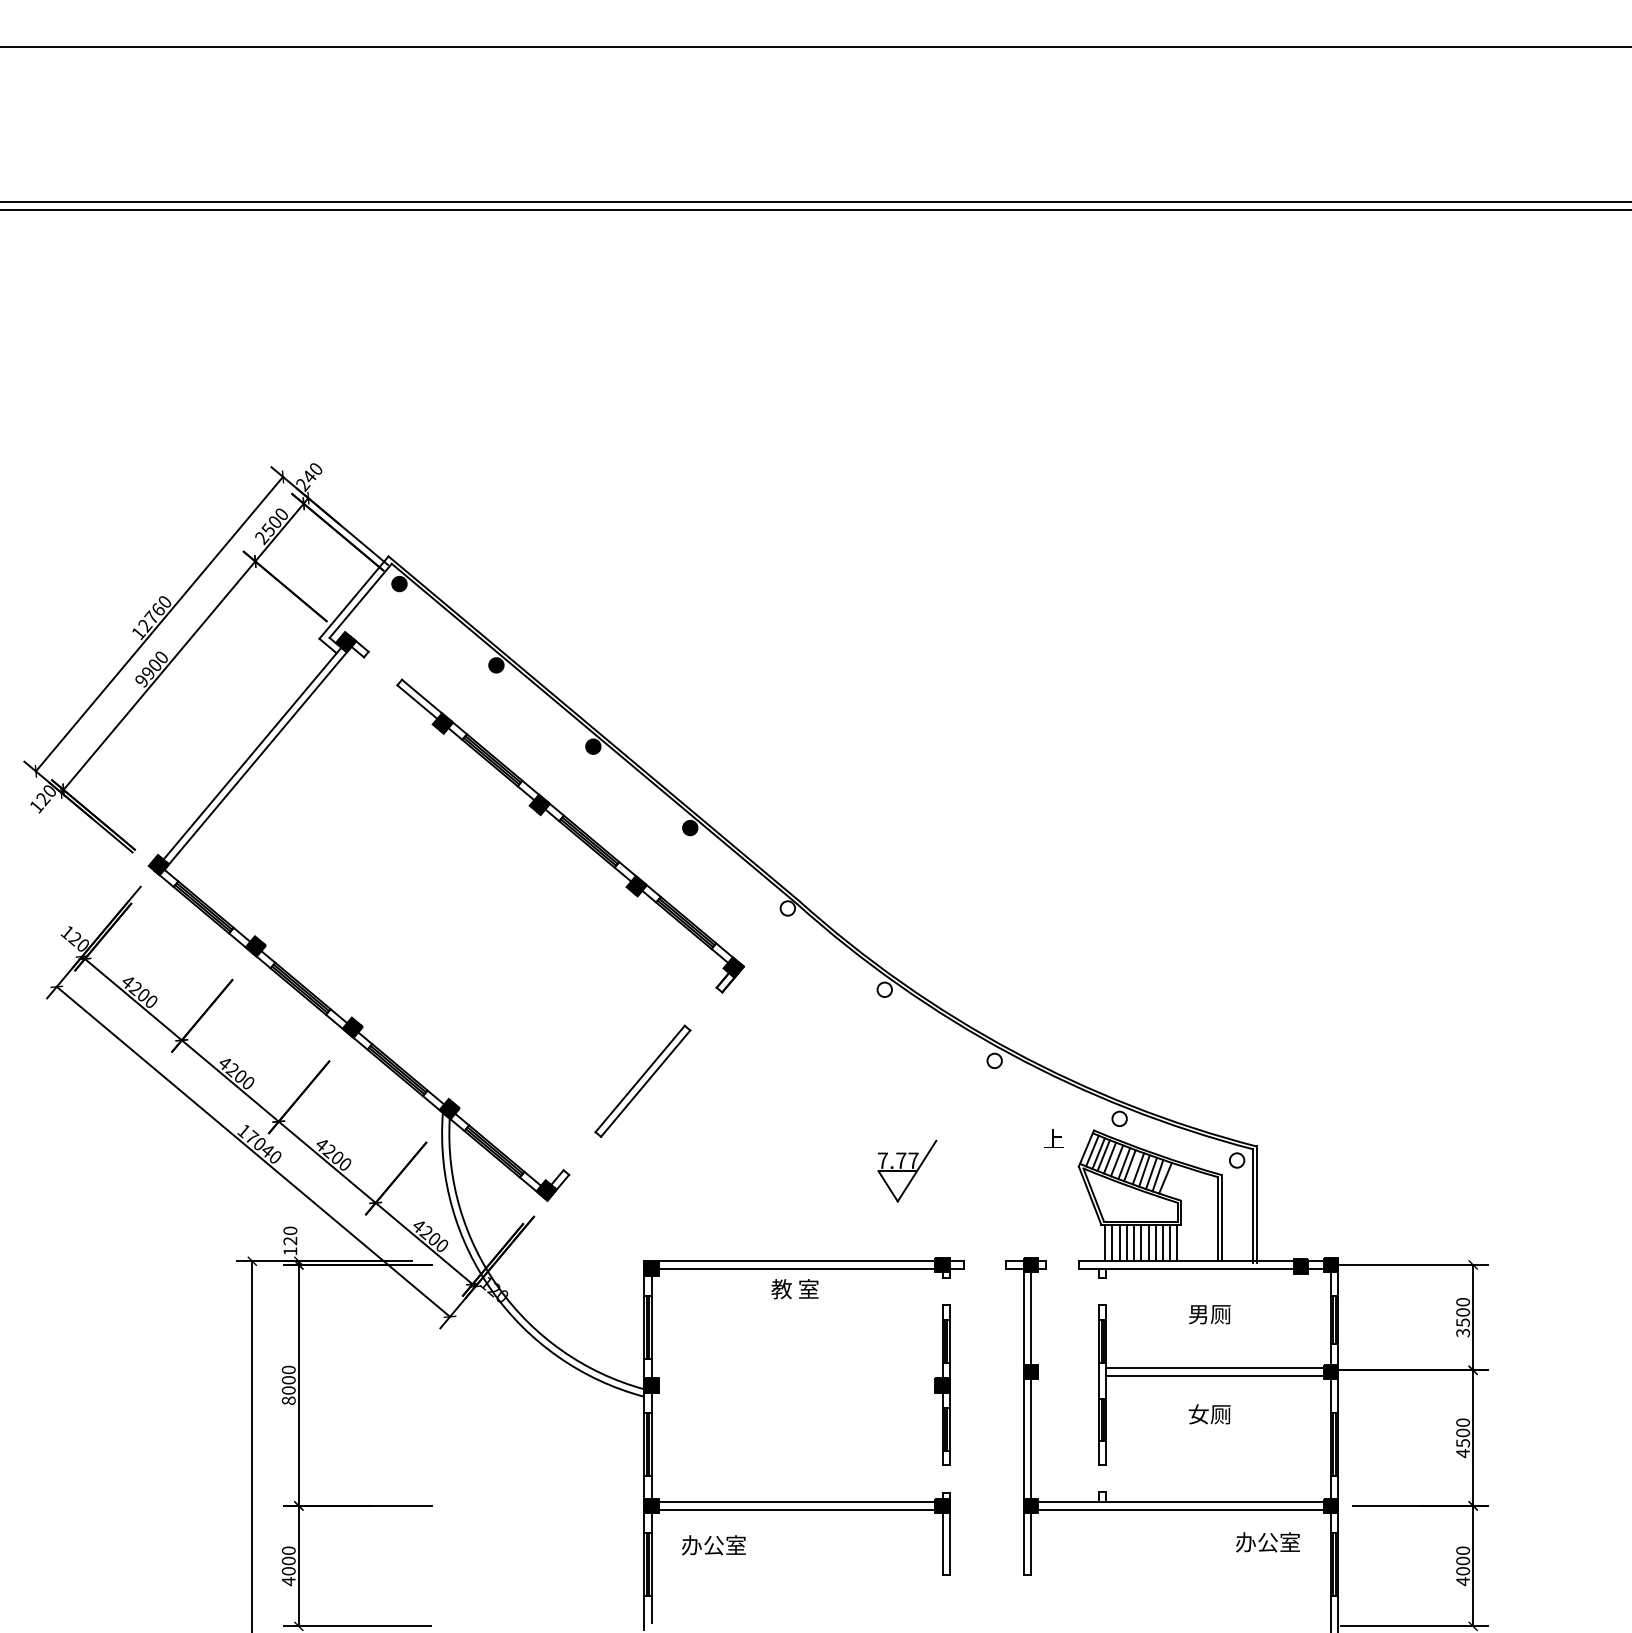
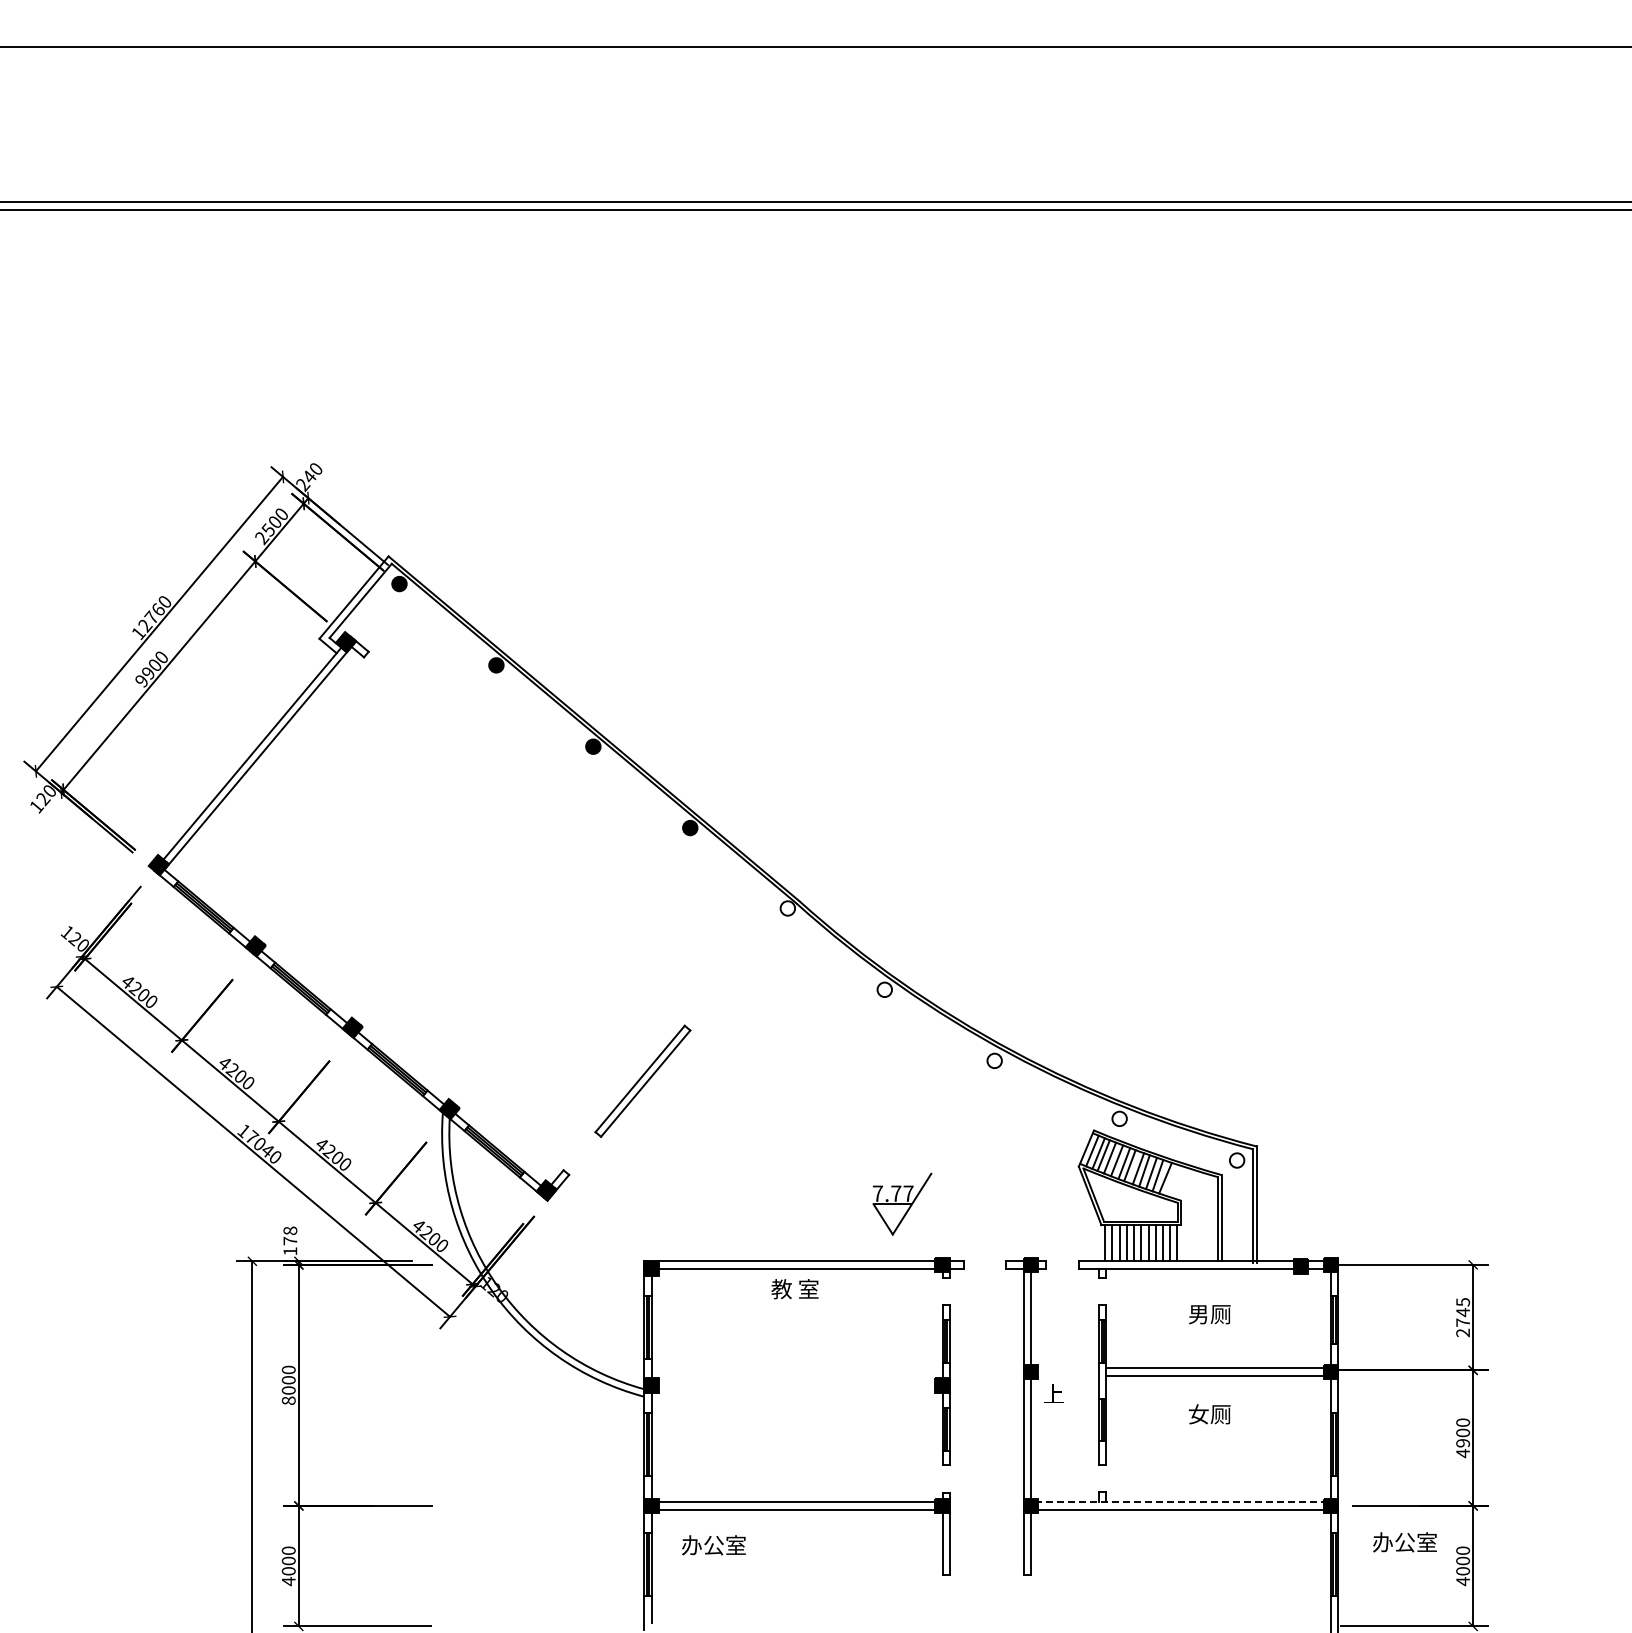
part: present -> none (570, 835)
text position: (1053, 1138) -> (1053, 1393) (1053, 1393)
part position: (907, 1170) -> (902, 1203) (902, 1203)
text: 120 -> 178 (290, 1235)
text: 3500 -> 2745 (1463, 1317)
text: 4500 -> 4900 (1462, 1443)
line: solid -> dashed (1173, 1502)
text position: (1267, 1542) -> (1404, 1542) (1404, 1542)
